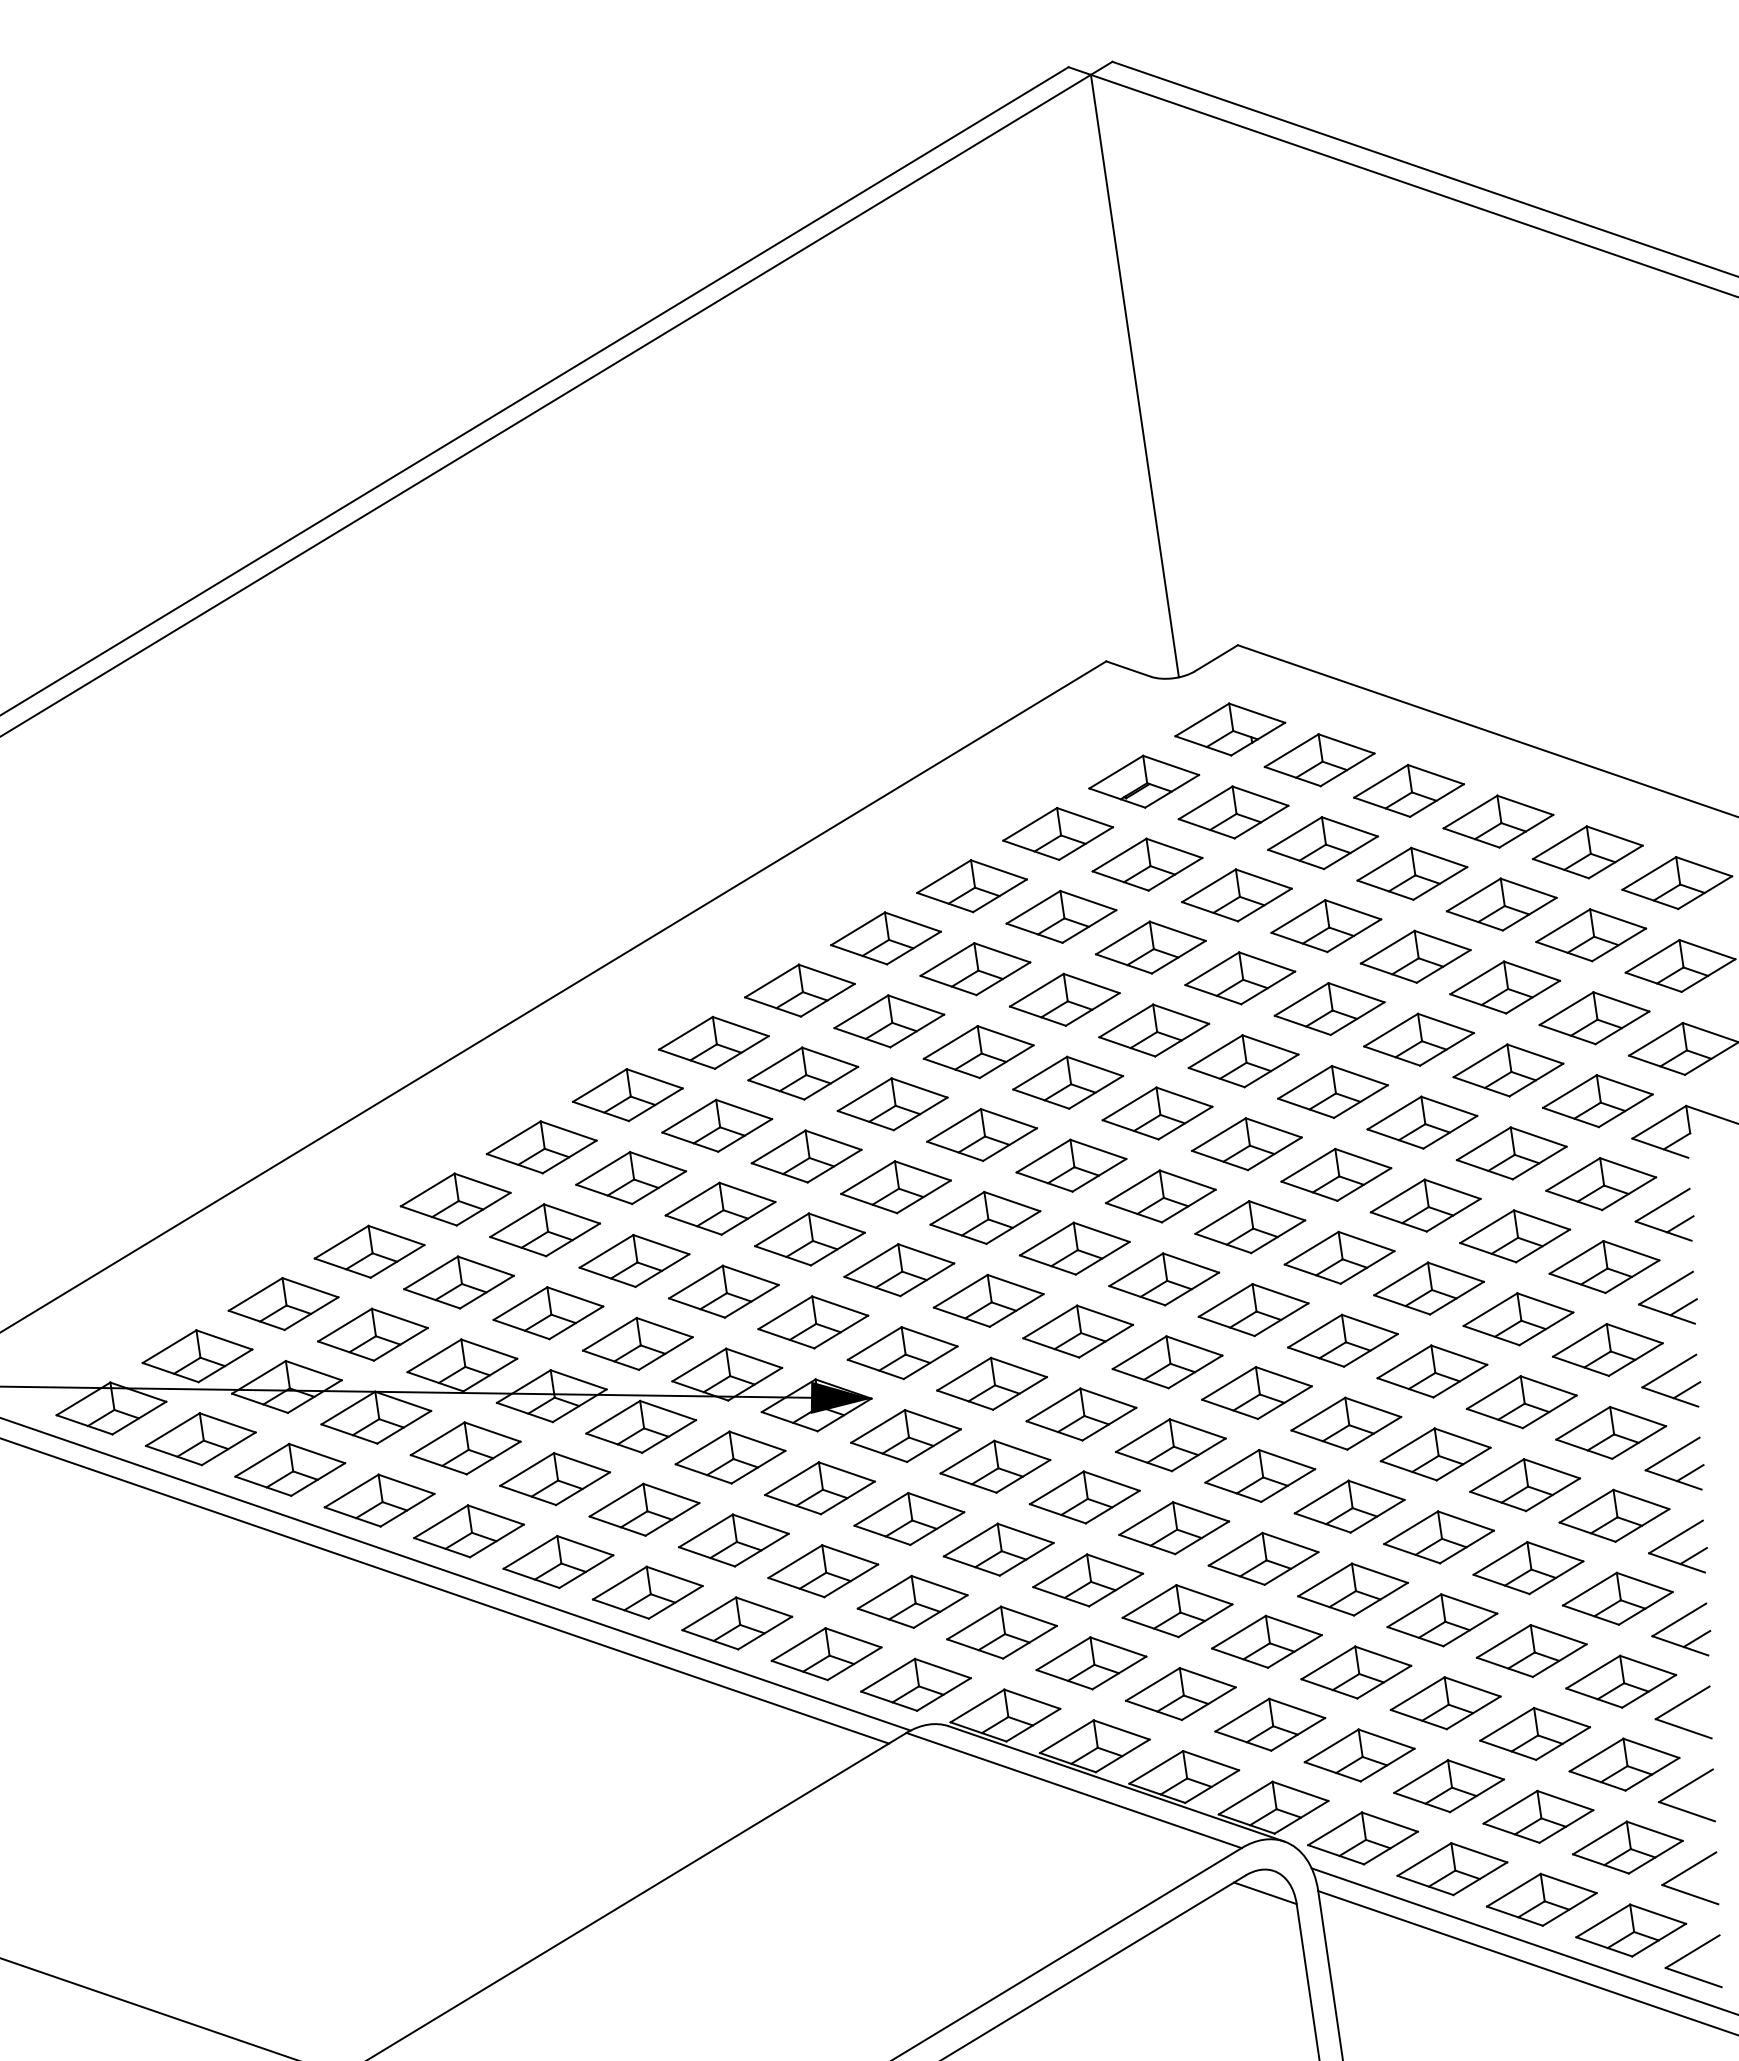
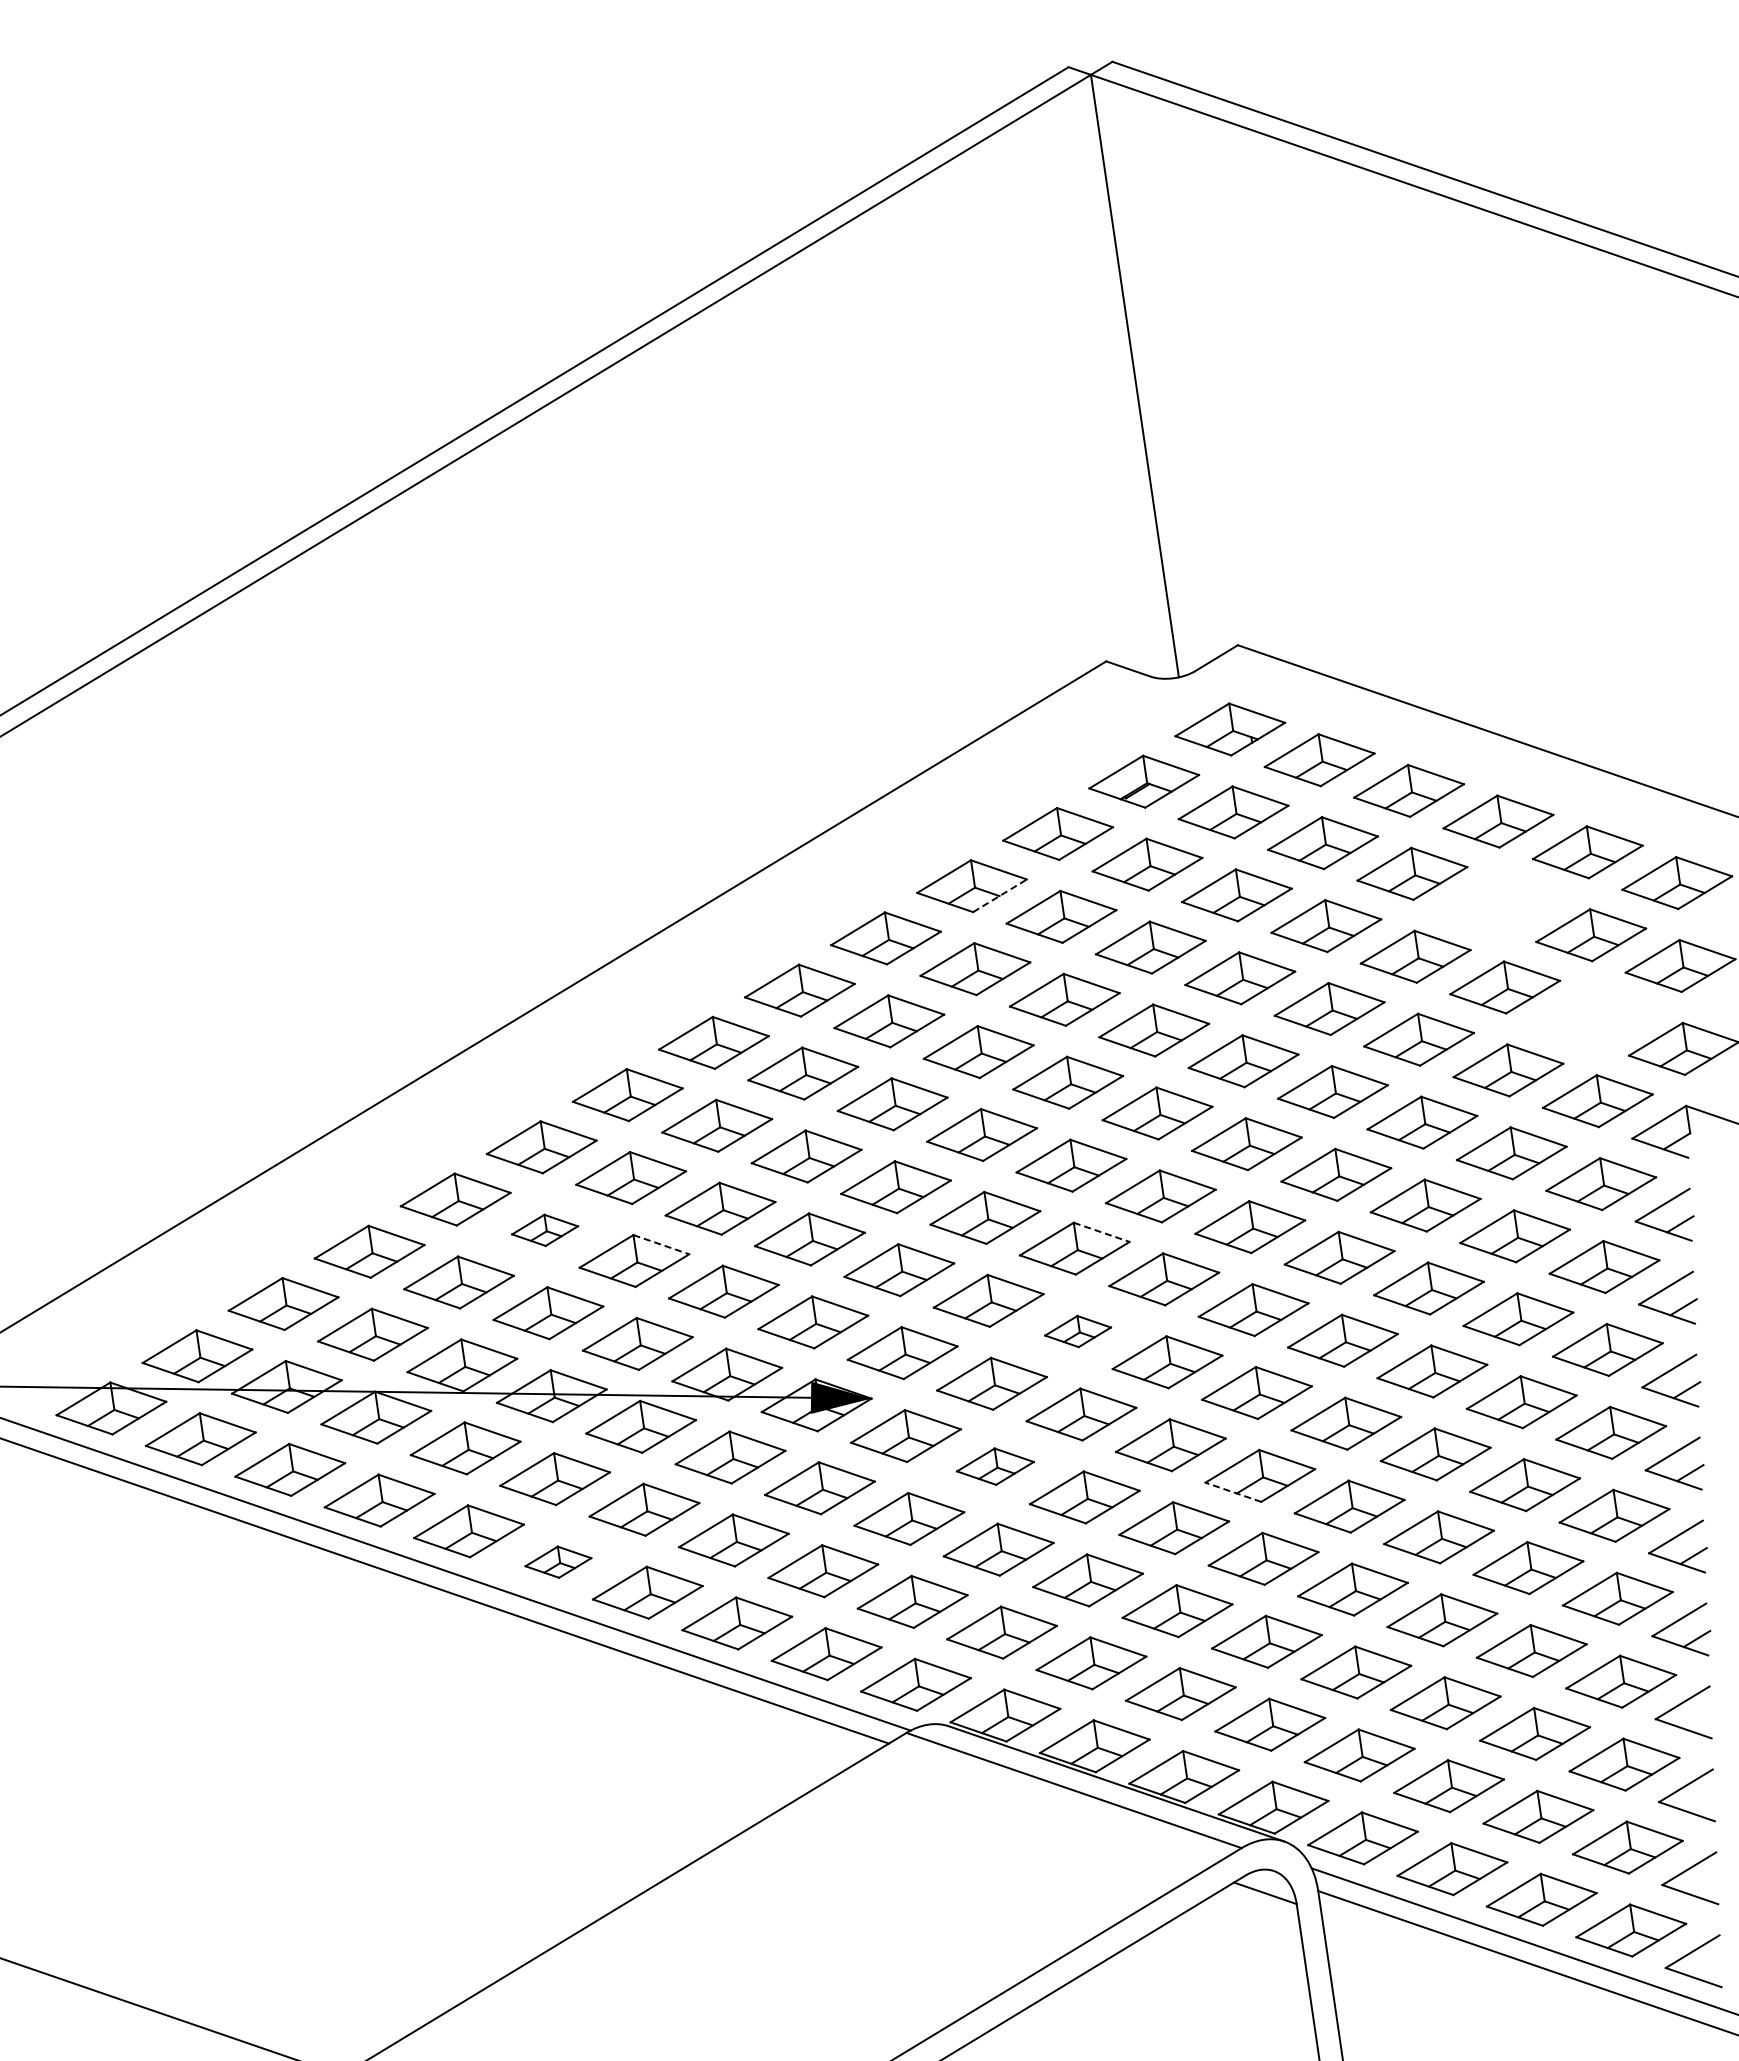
line: solid -> dashed (1000, 895)
part: present -> none (1501, 904)
part: present -> none (1594, 1018)
part size: 112x55 px -> 68x34 px (544, 1229)
line: solid -> dashed (1101, 1232)
line: solid -> dashed (661, 1244)
part size: 112x55 px -> 69x35 px (1078, 1331)
part size: 113x55 px -> 79x39 px (995, 1466)
line: solid -> dashed (1233, 1492)
part size: 113x55 px -> 69x34 px (558, 1561)
